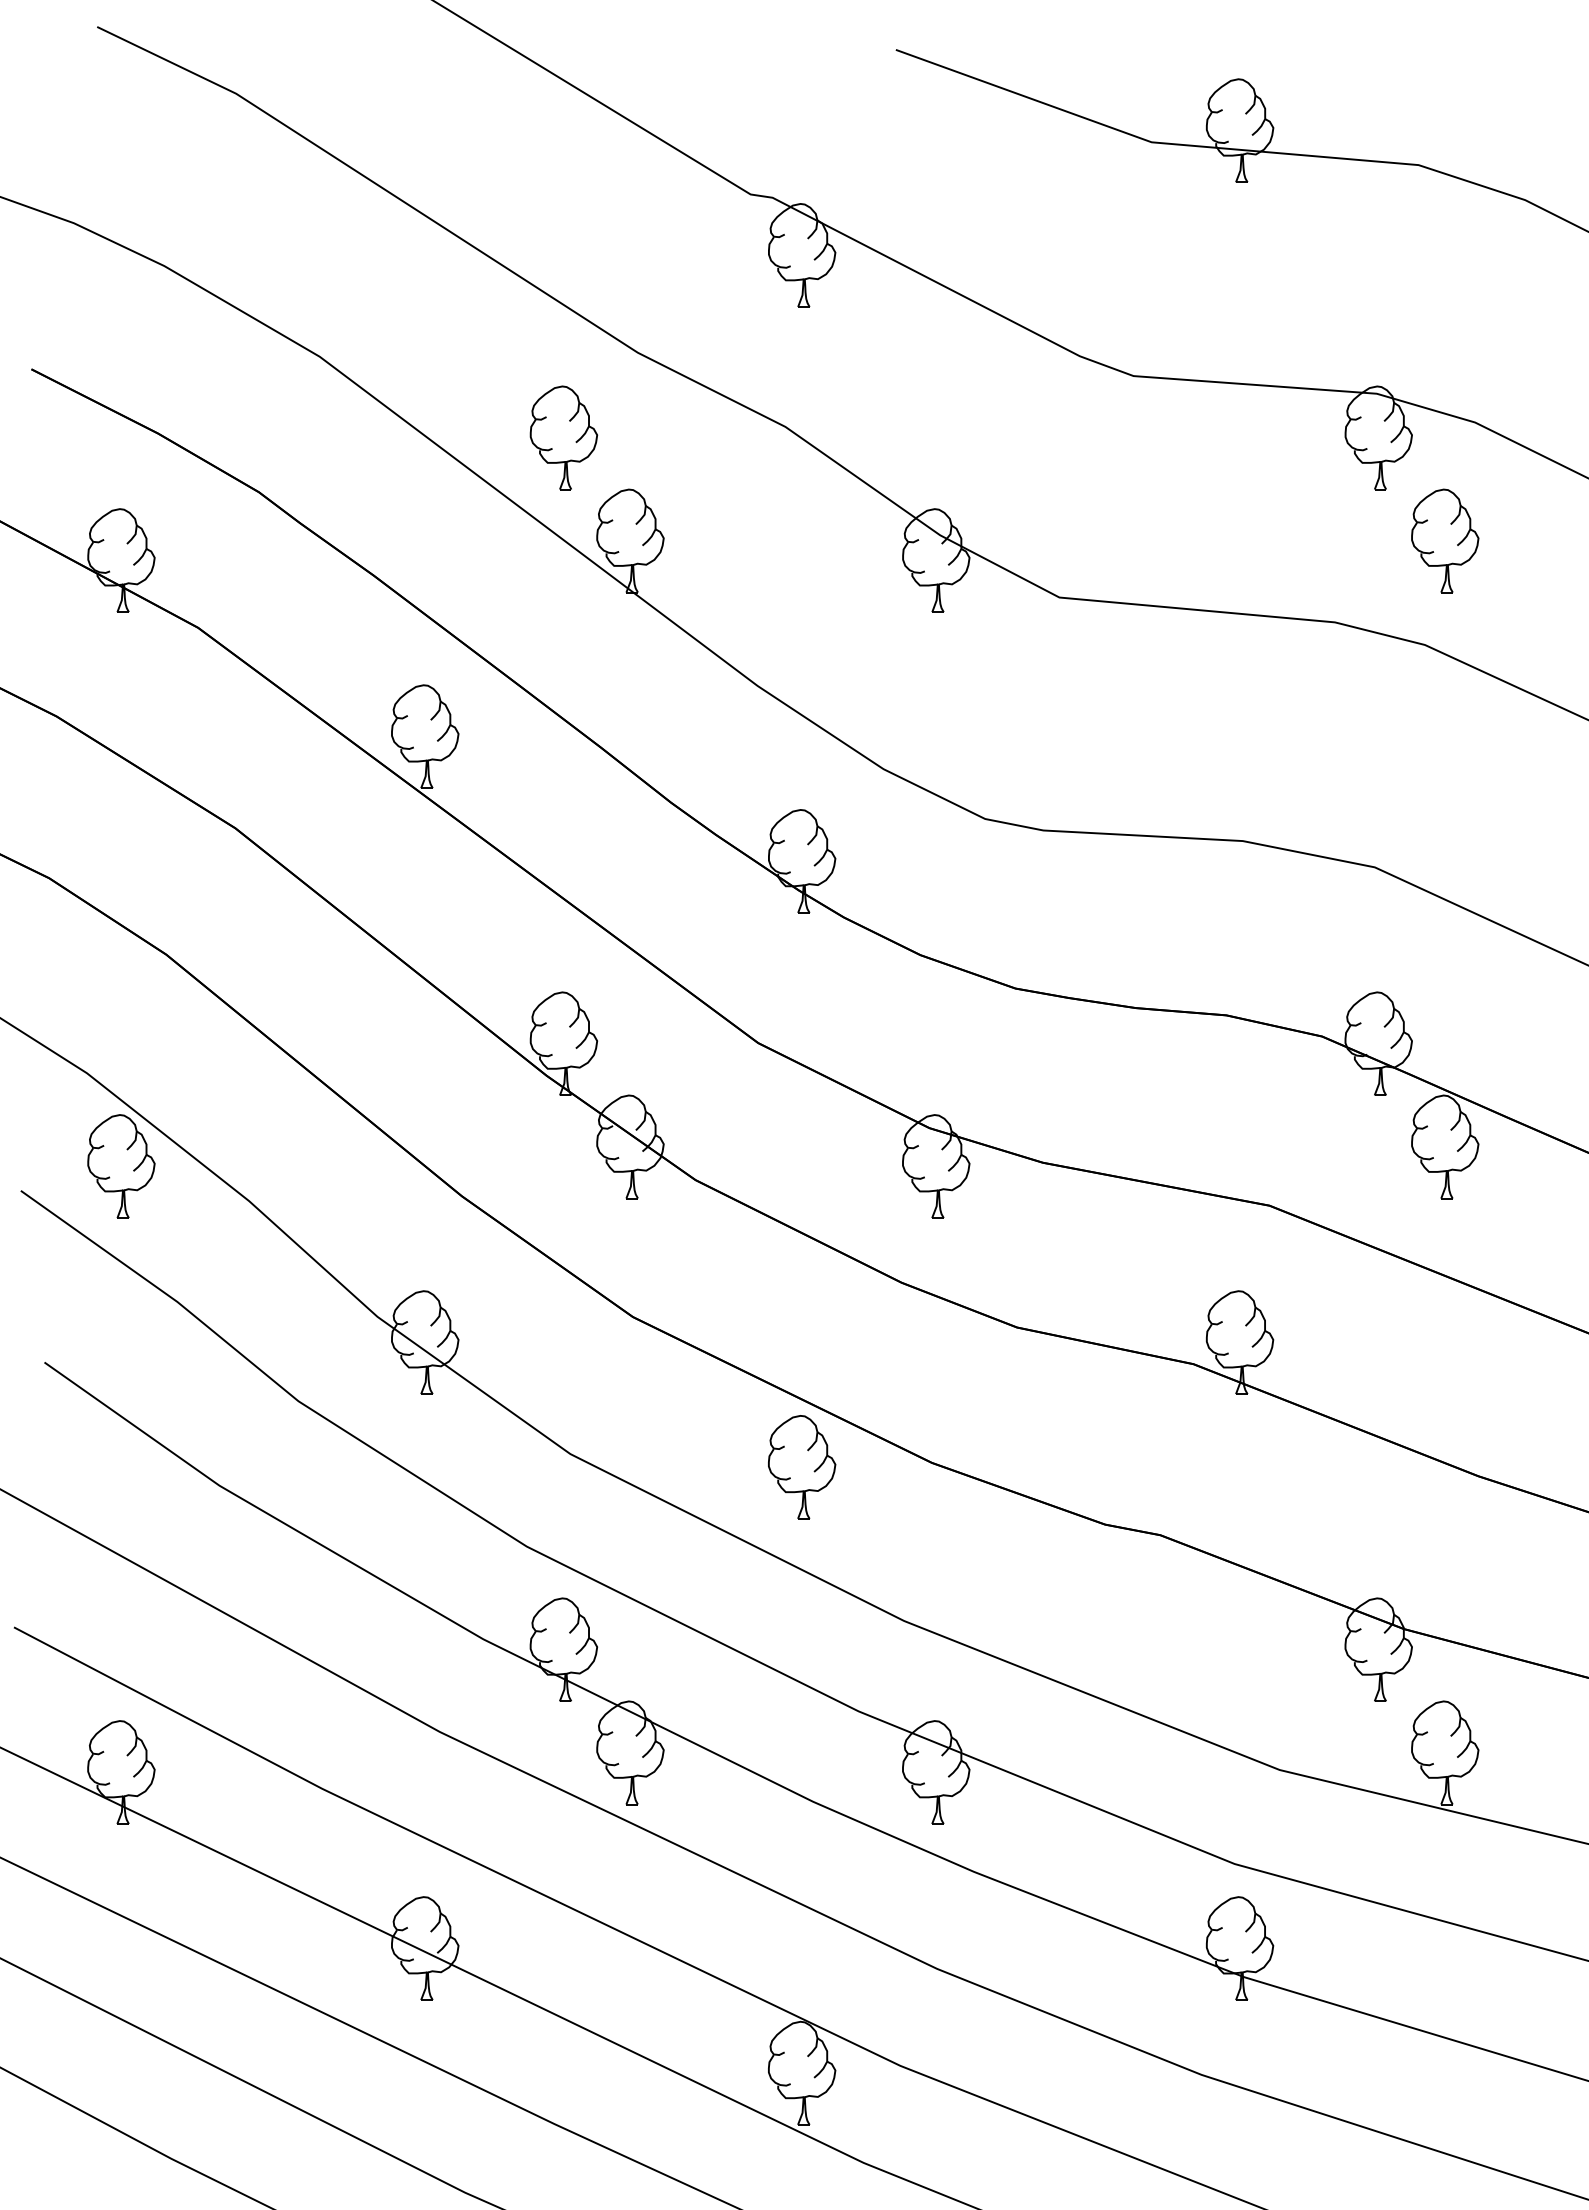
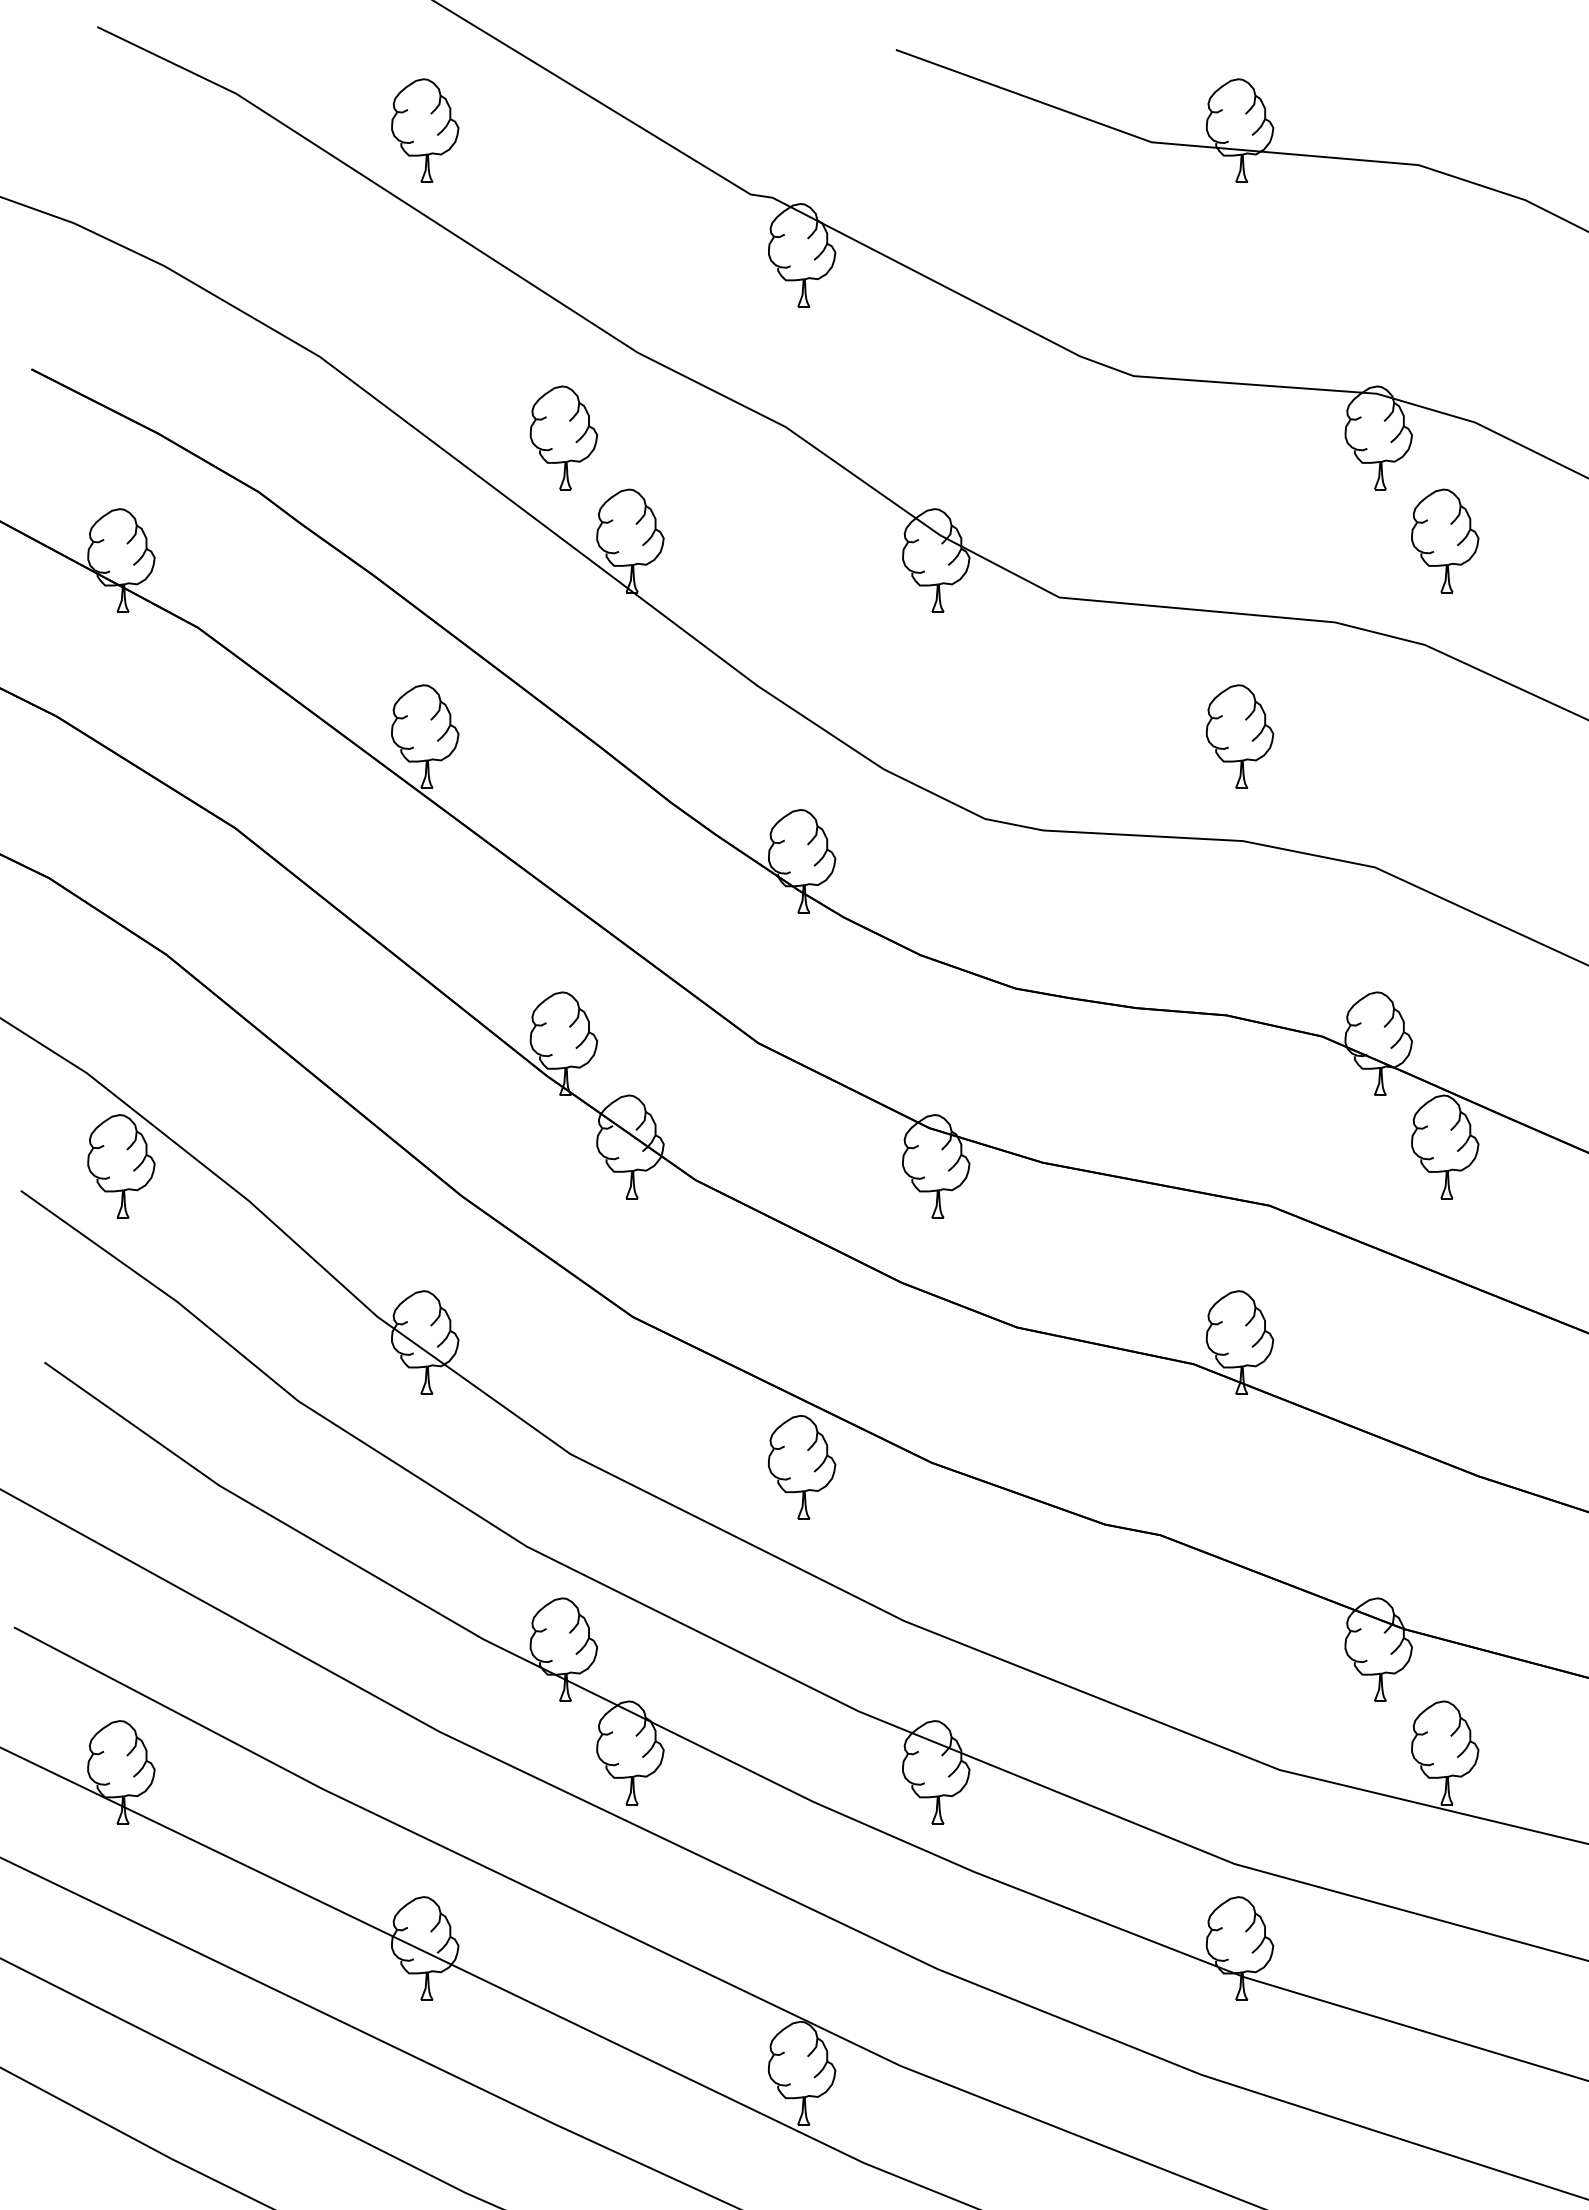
part: none -> present (425, 130)
part: none -> present (1240, 736)
